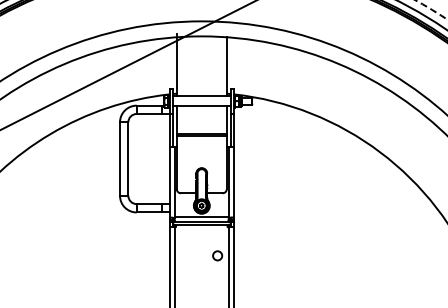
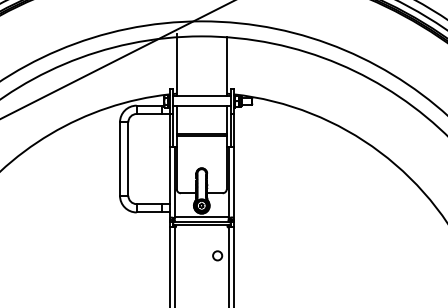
circle: dashed -> solid (431, 9)
line position: (127, 65) -> (116, 60) (116, 60)
